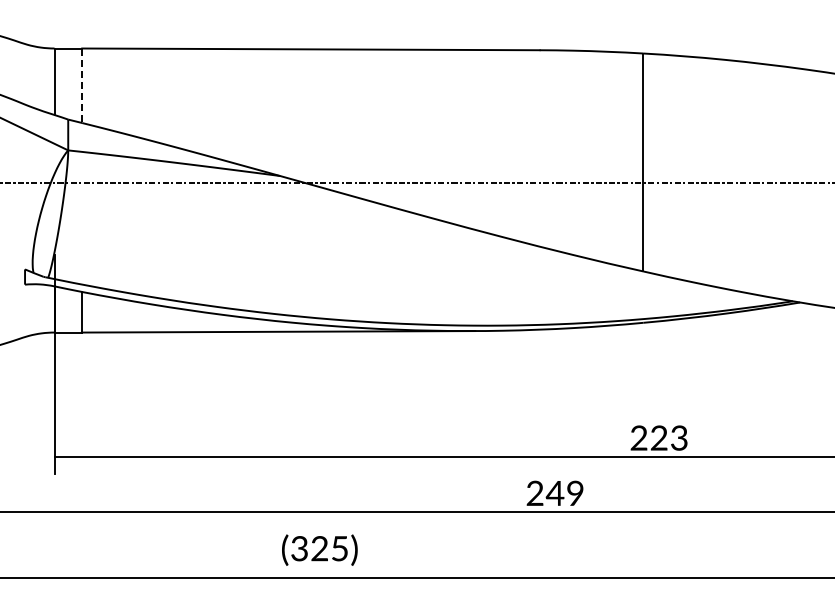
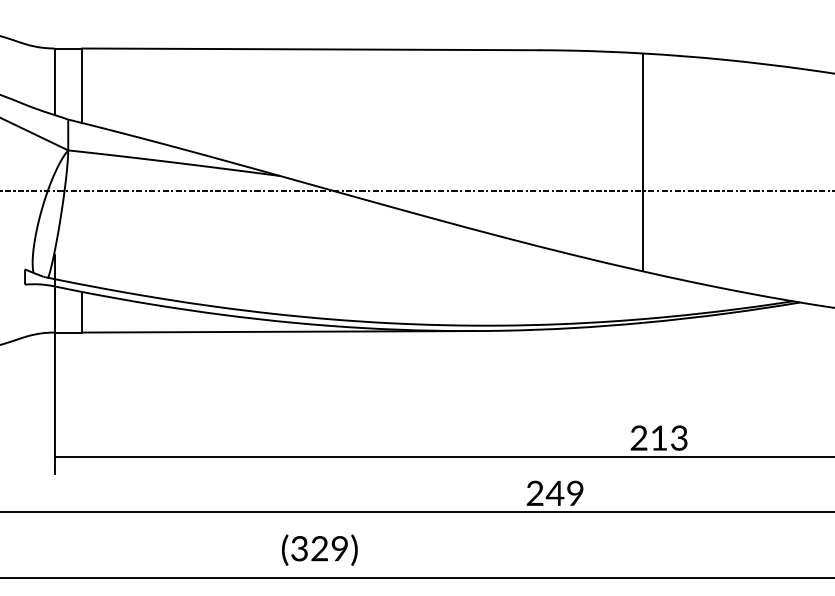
line: dashed -> solid (82, 86)
line position: (416, 182) -> (416, 190) (416, 190)
text: 223 -> 213 (658, 437)
text: (325) -> (329) (339, 548)
